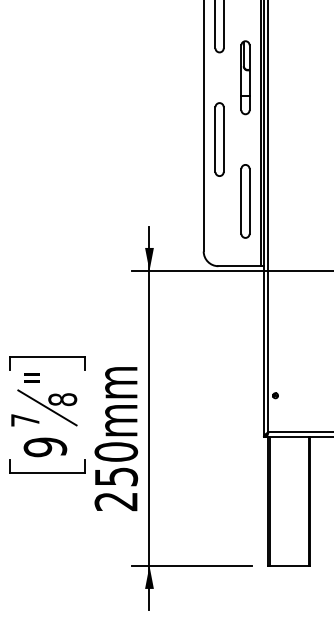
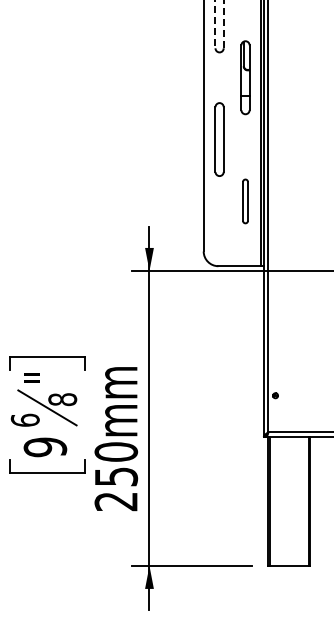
line: solid -> dashed (215, 24)
line: solid -> dashed (223, 24)
part size: 11x75 px -> 7x47 px (245, 201)
text: 7 -> 6 (24, 419)
